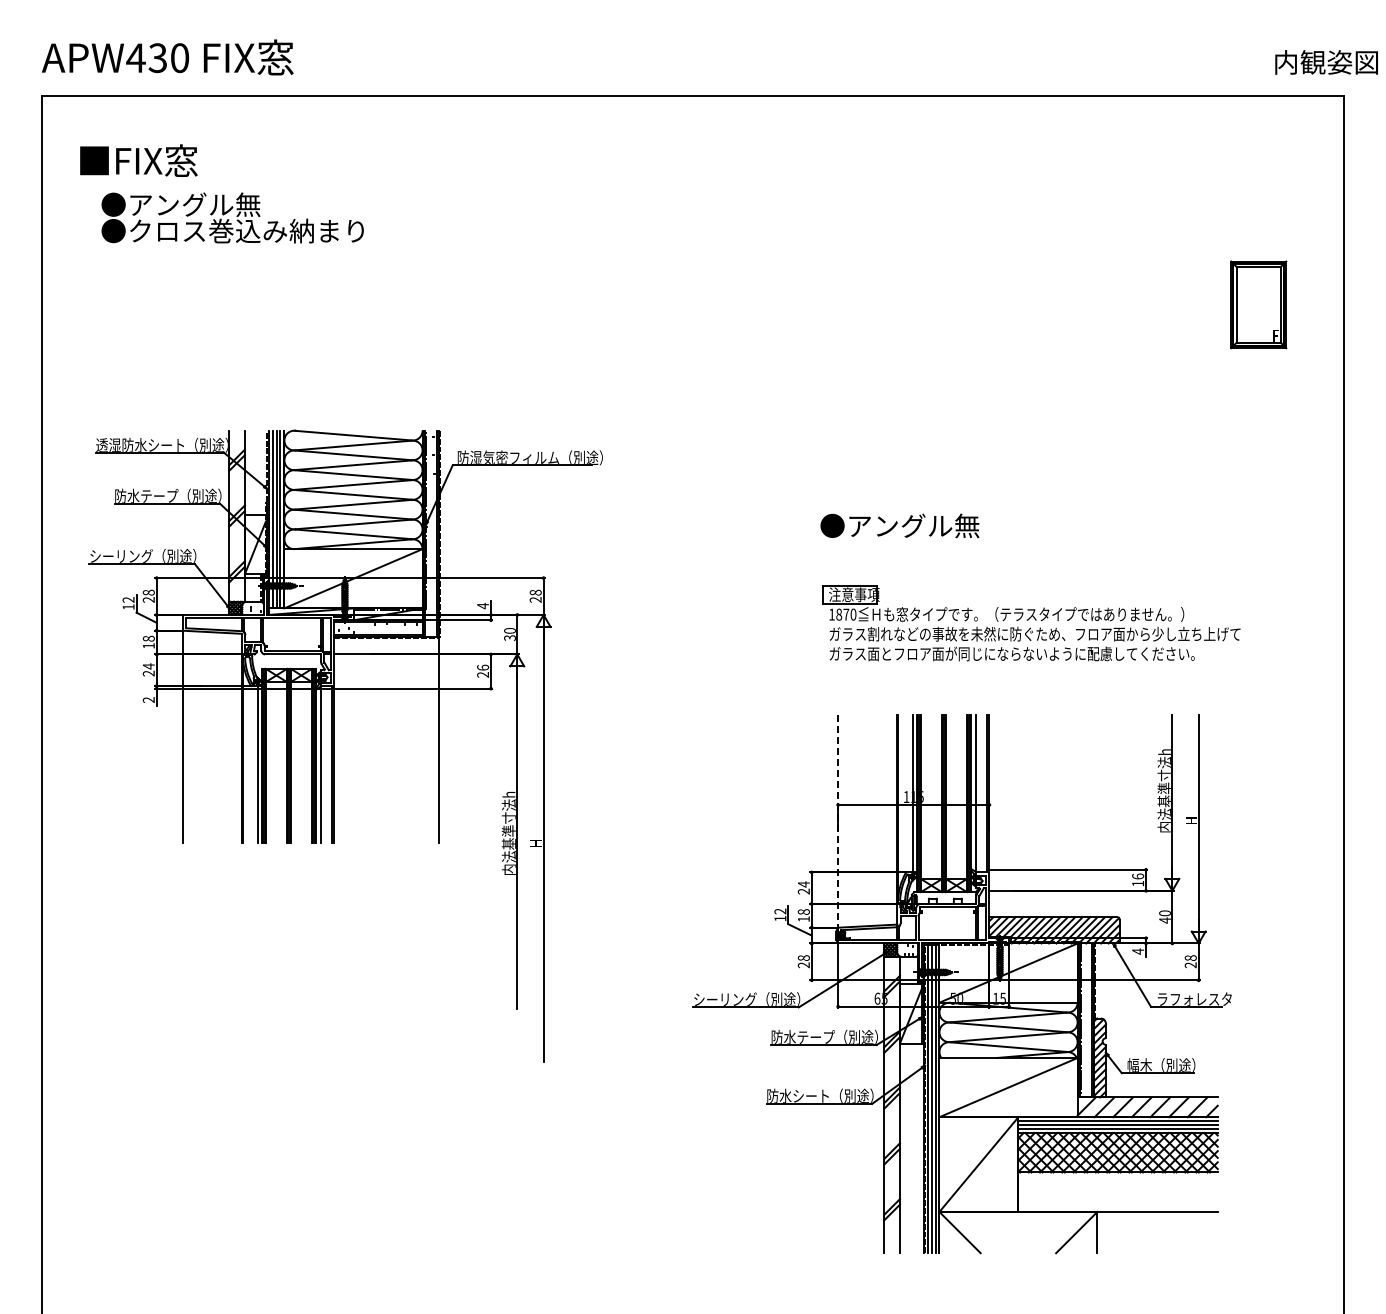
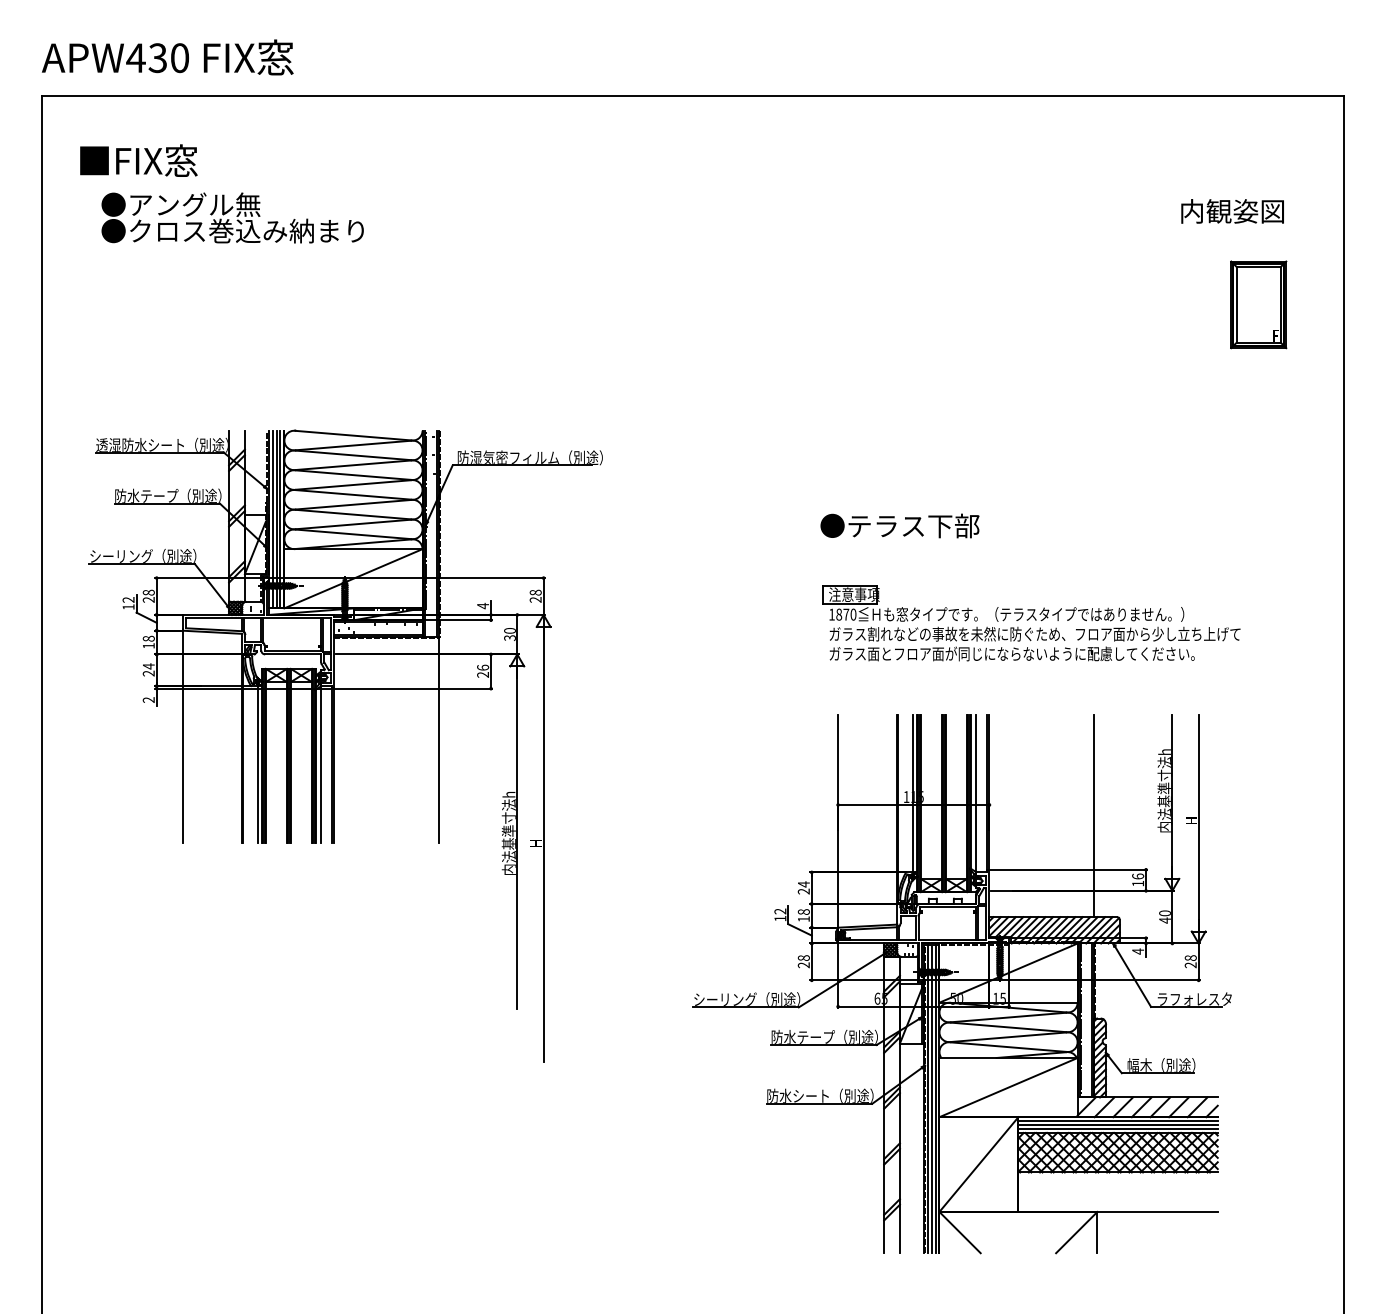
text position: (1326, 62) -> (1232, 211) (1232, 211)
text: ●アングル無 -> ●テラス下部 (913, 525)
line: none -> present (1094, 816)
line: dashed -> solid (838, 822)
